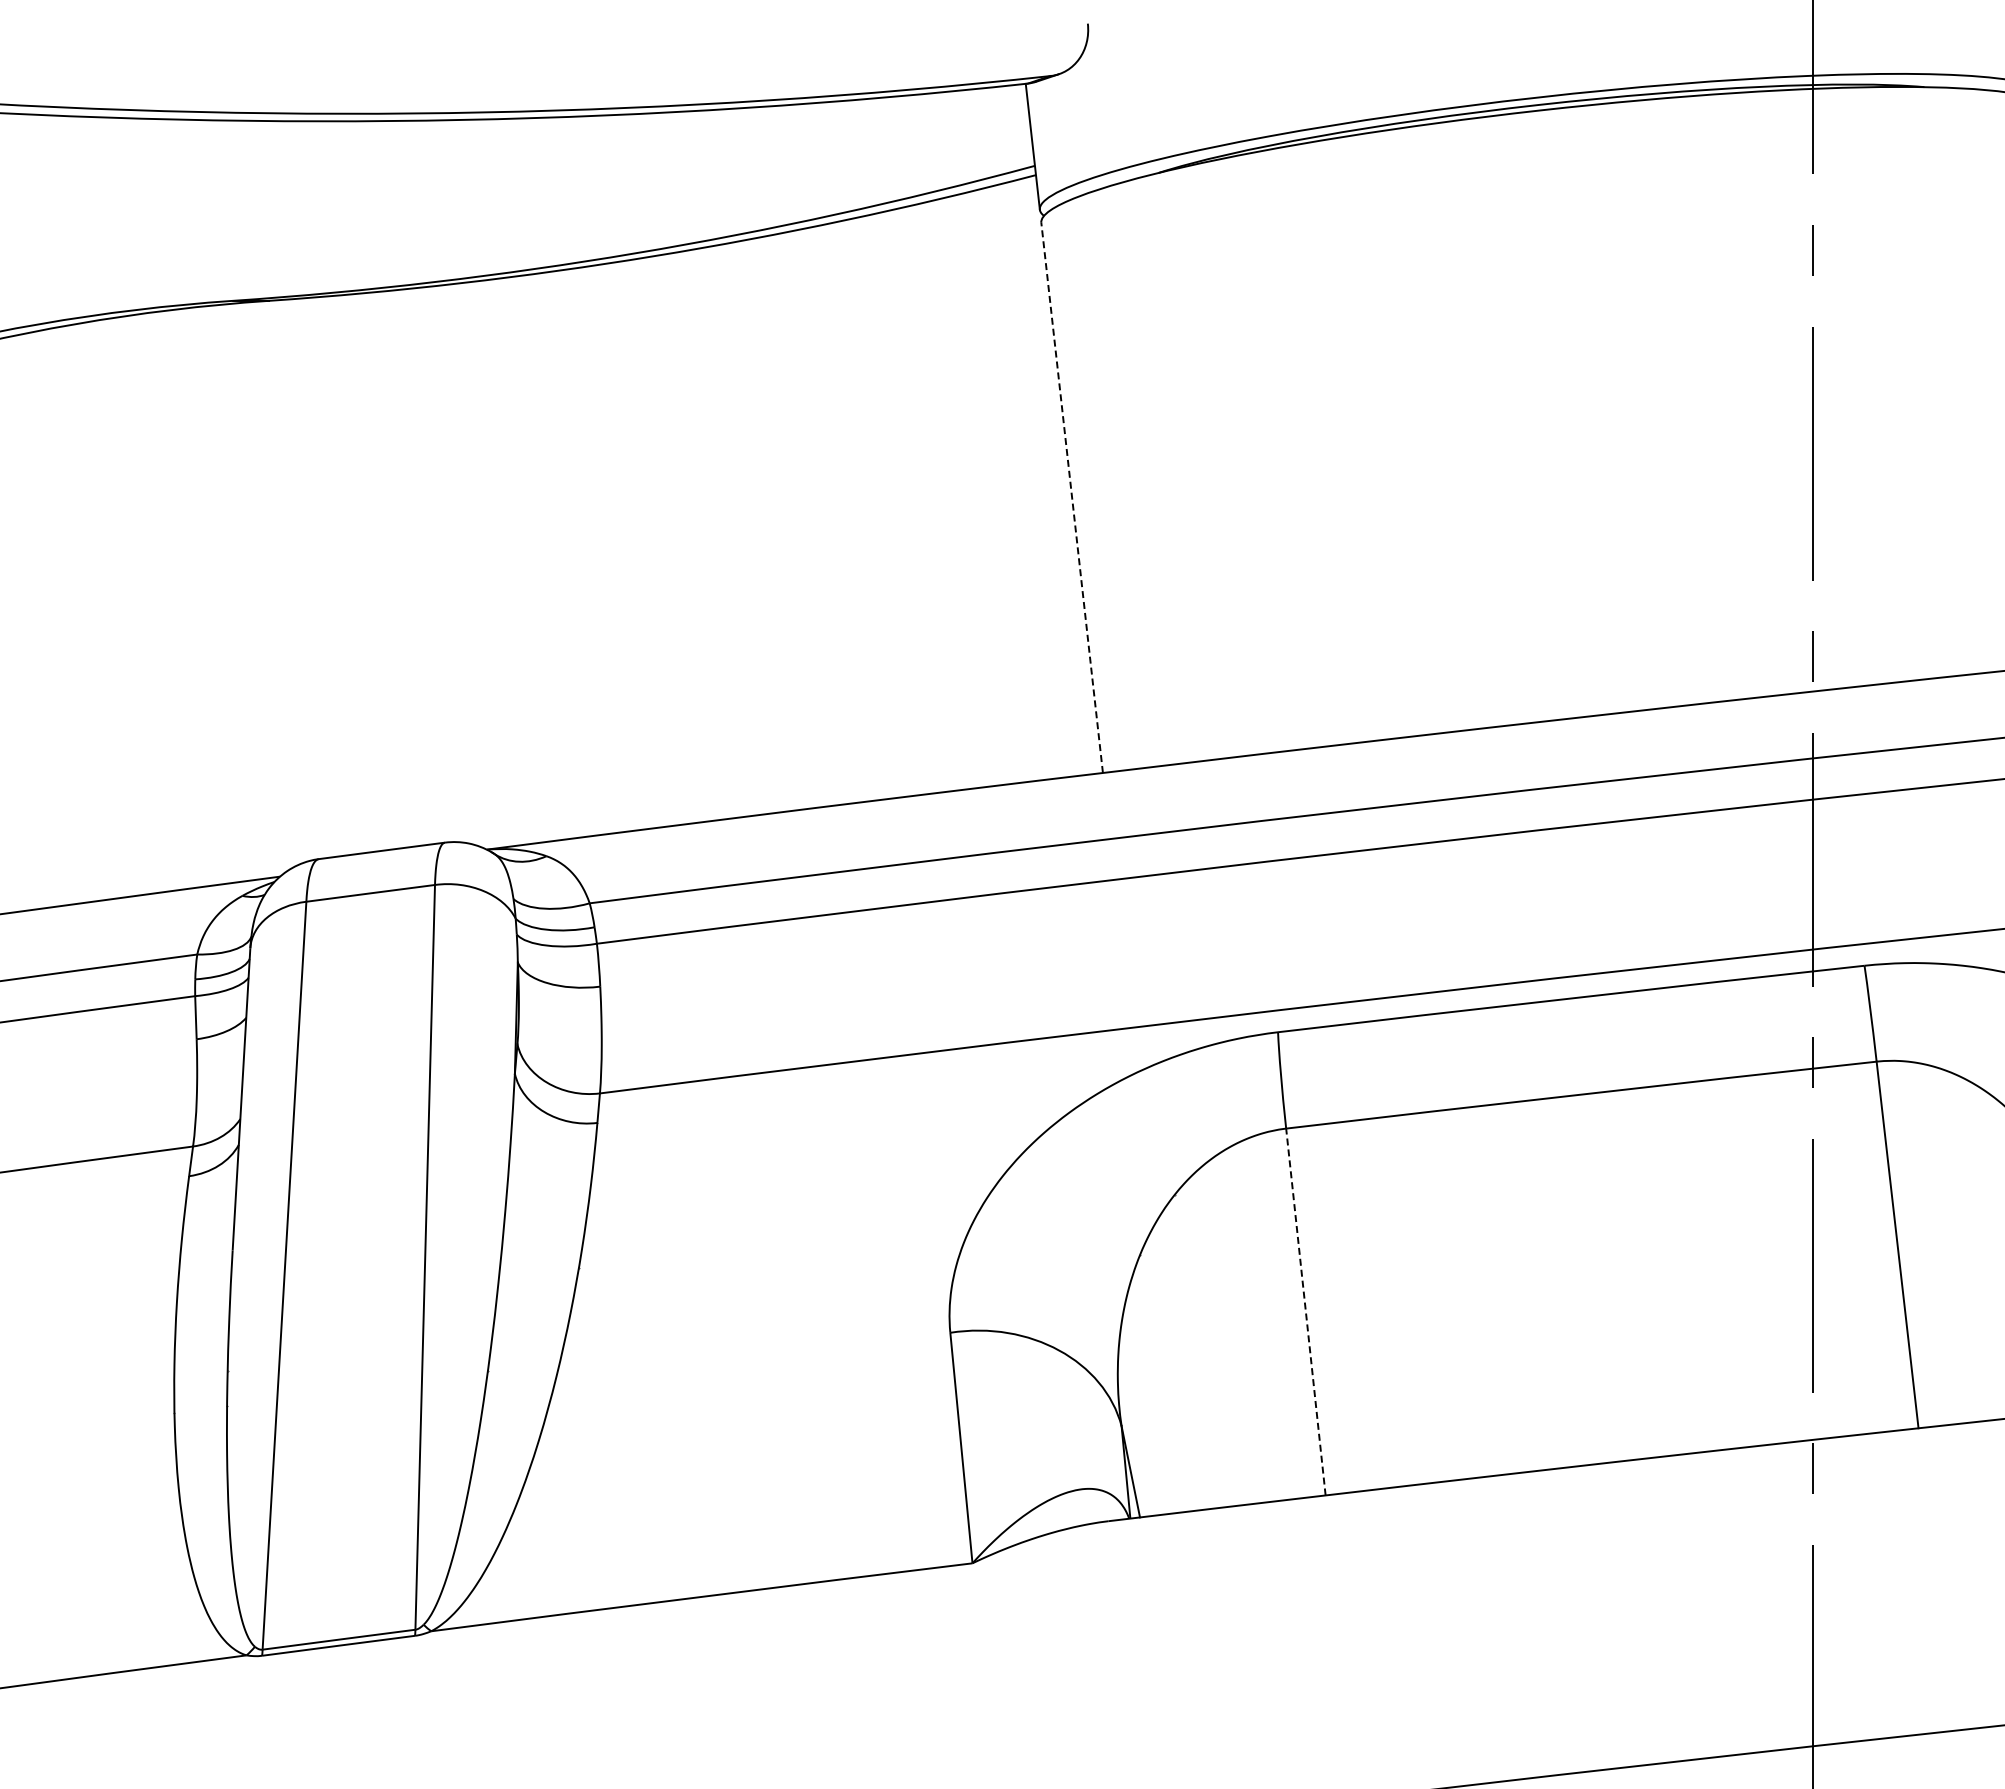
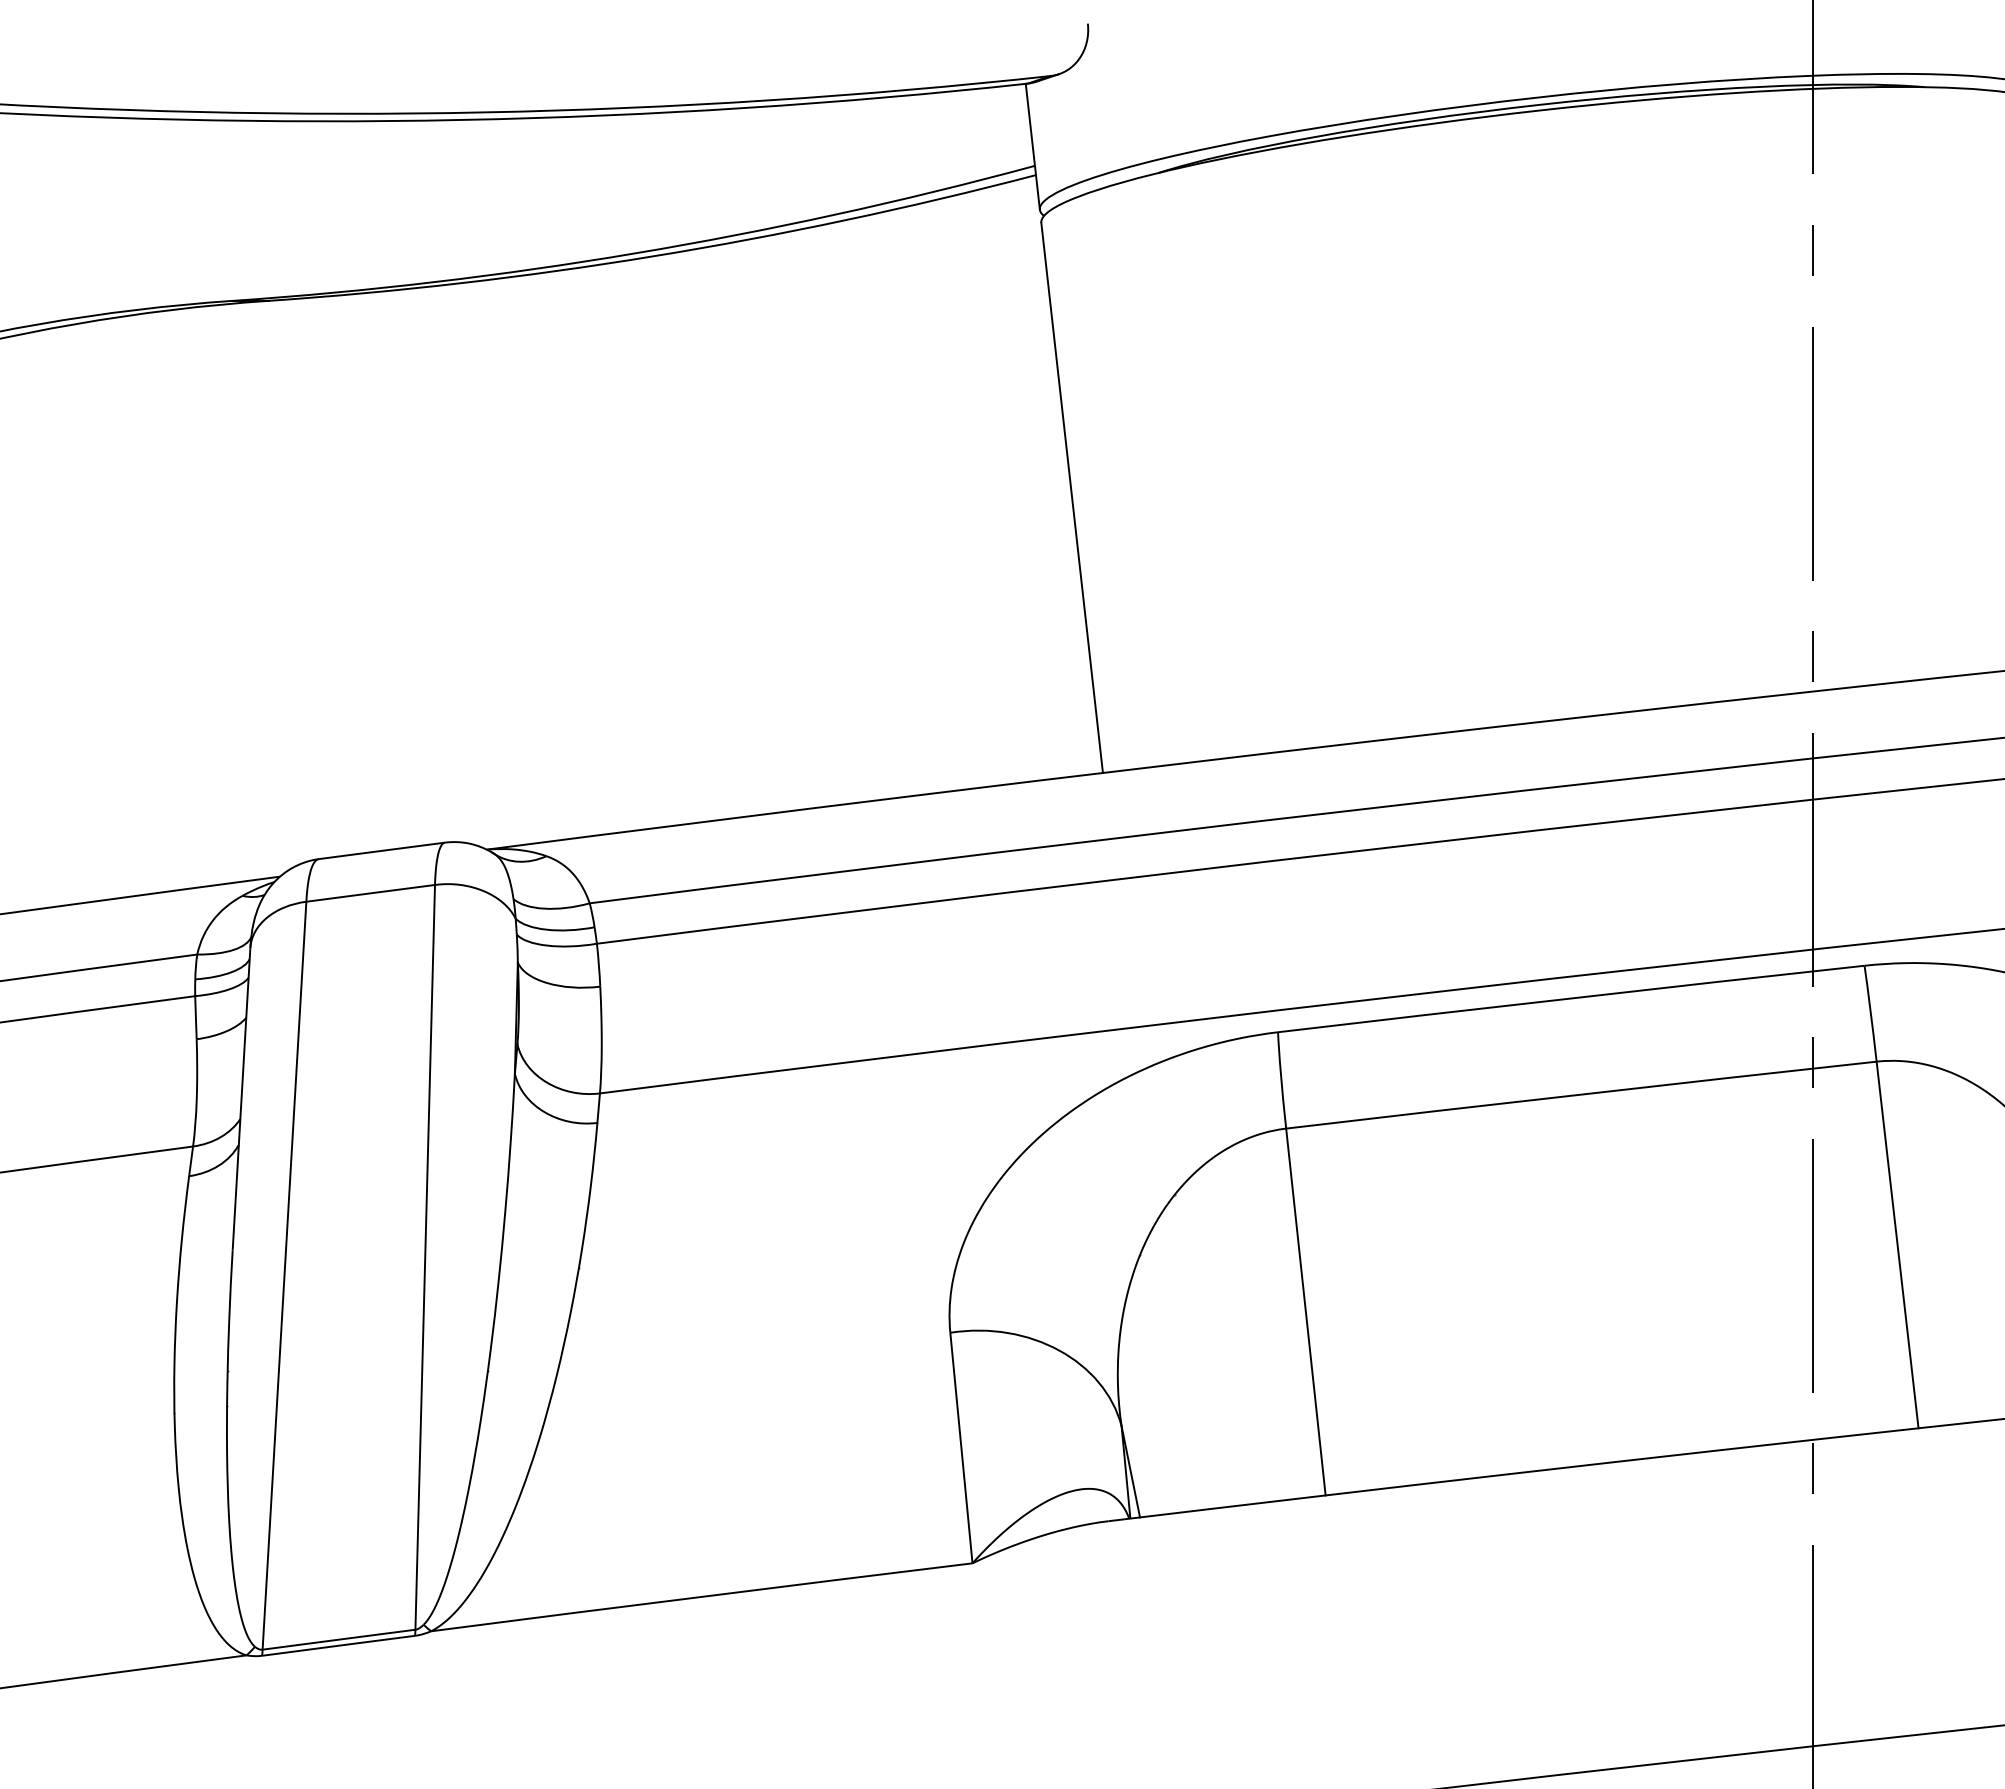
line: dashed -> solid (1072, 497)
line: dashed -> solid (1305, 1311)
